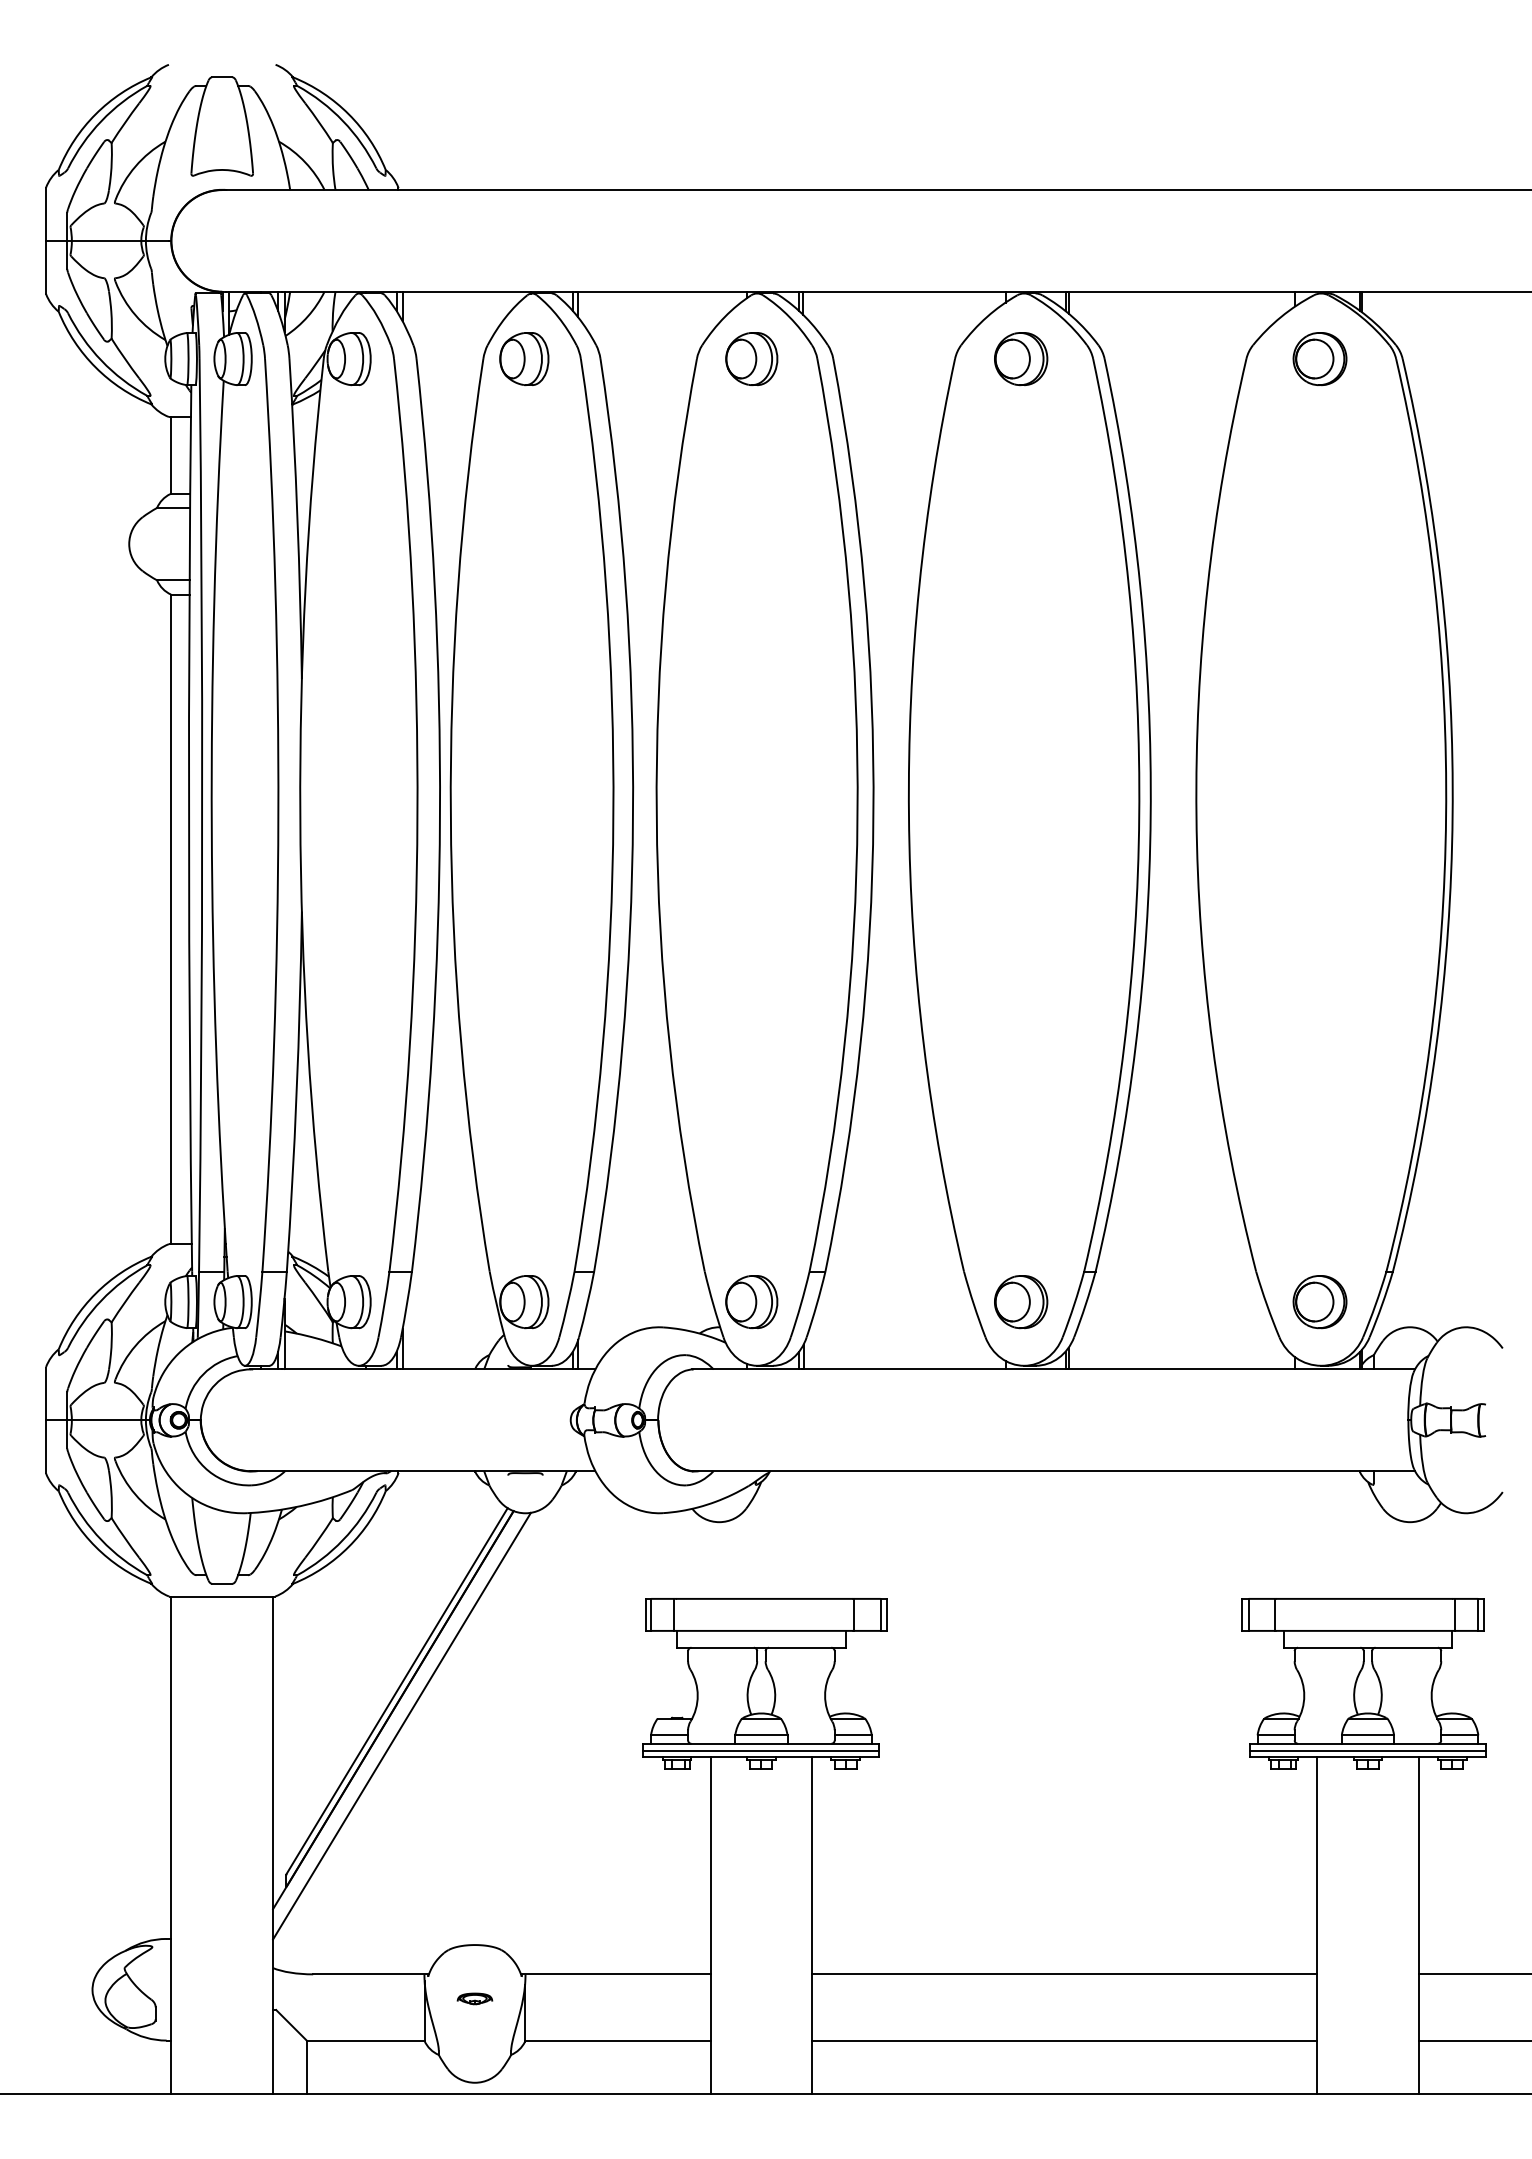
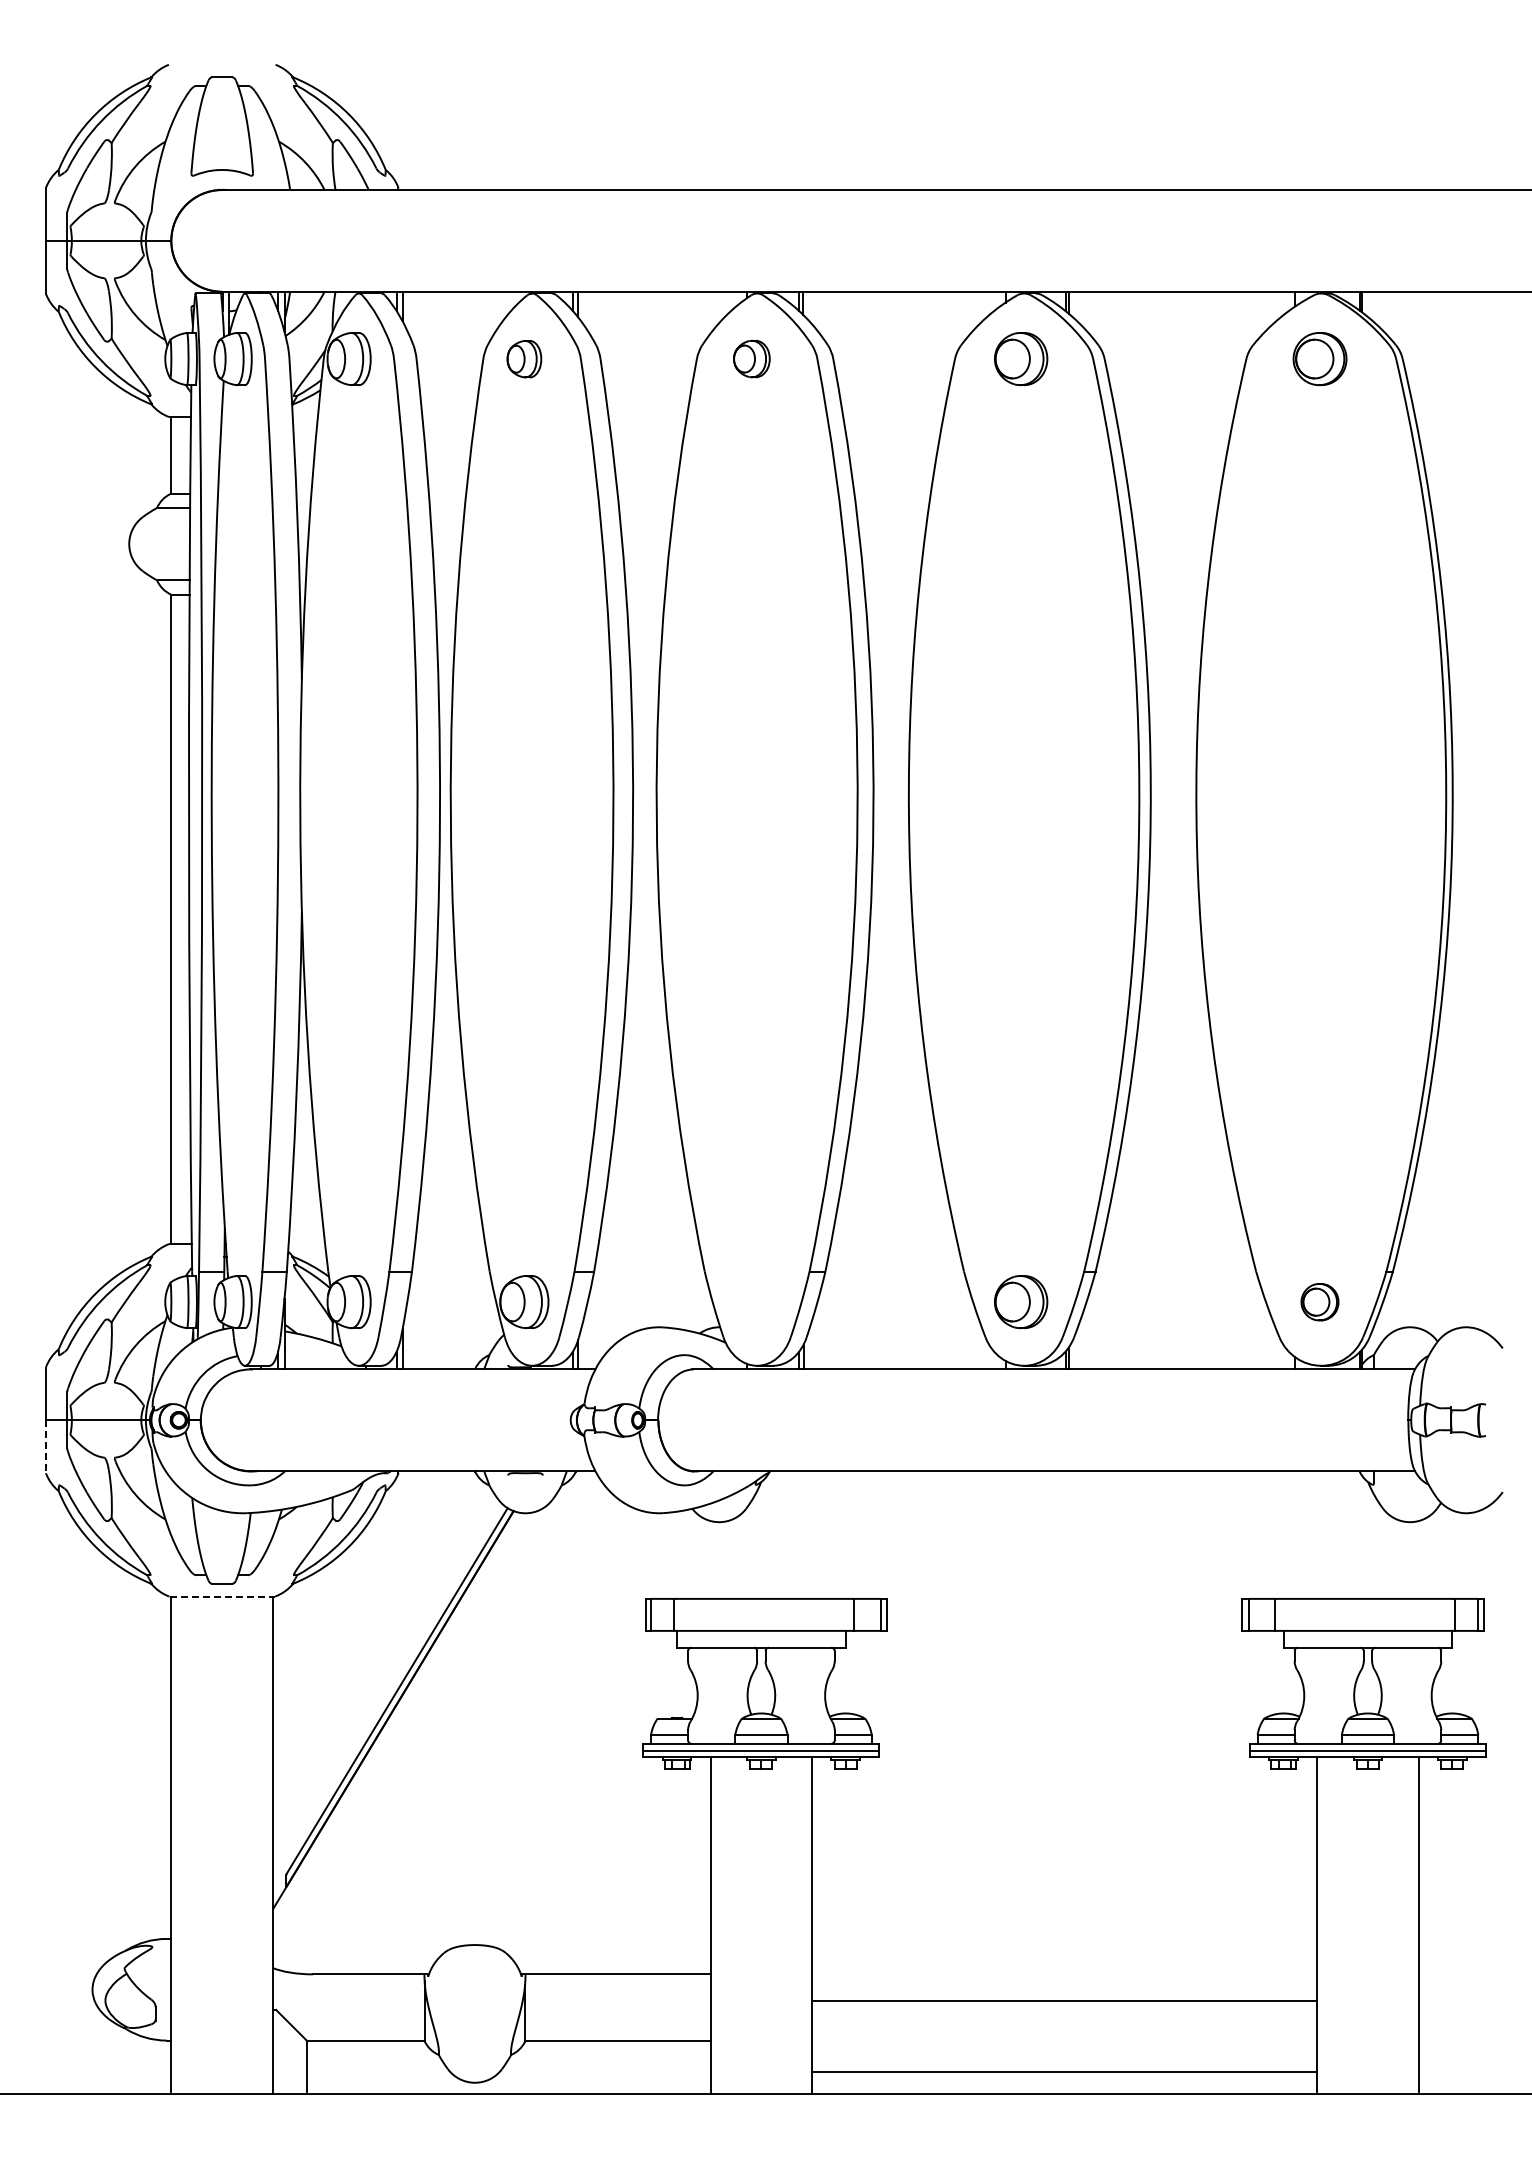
part size: 54x54 px -> 38x40 px (751, 358)
part size: 51x55 px -> 37x39 px (524, 359)
part: present -> none (751, 1302)
part size: 56x55 px -> 40x39 px (1319, 1302)
line: solid -> dashed (46, 1447)
line: solid -> dashed (222, 1596)
line: present -> none (401, 1725)
line position: (1064, 1974) -> (1064, 2001) (1064, 2001)
line: present -> none (1473, 1974)
part: present -> none (474, 1998)
line position: (1064, 2040) -> (1064, 2071) (1064, 2071)
line: present -> none (1473, 2040)
